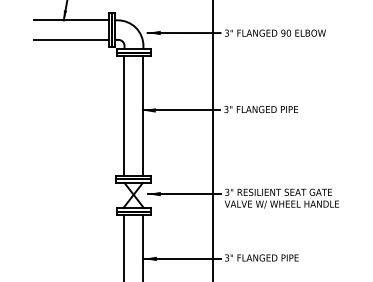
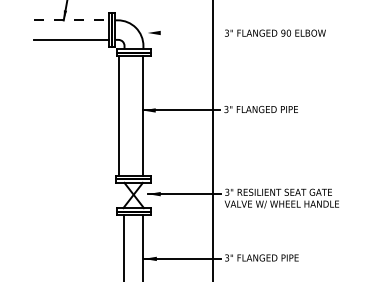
line: solid -> dashed (71, 20)
line: present -> none (183, 32)
line position: (124, 115) -> (119, 115) (119, 115)
